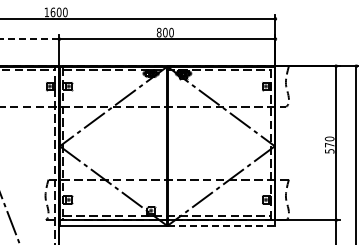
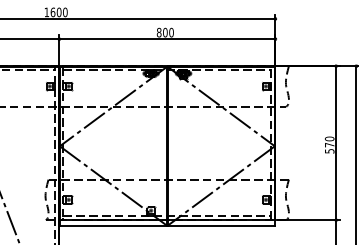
line: dashed -> solid (30, 39)
line: dashed -> solid (221, 225)
